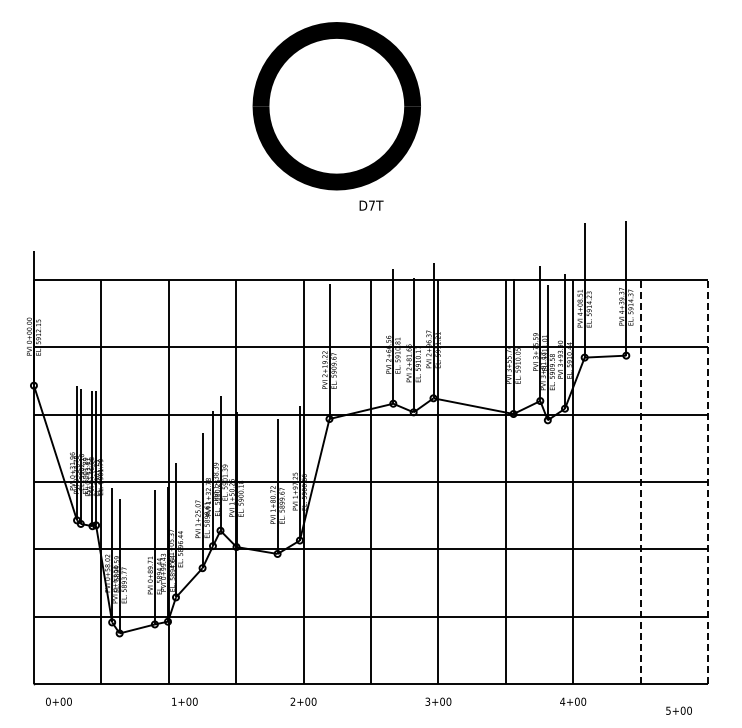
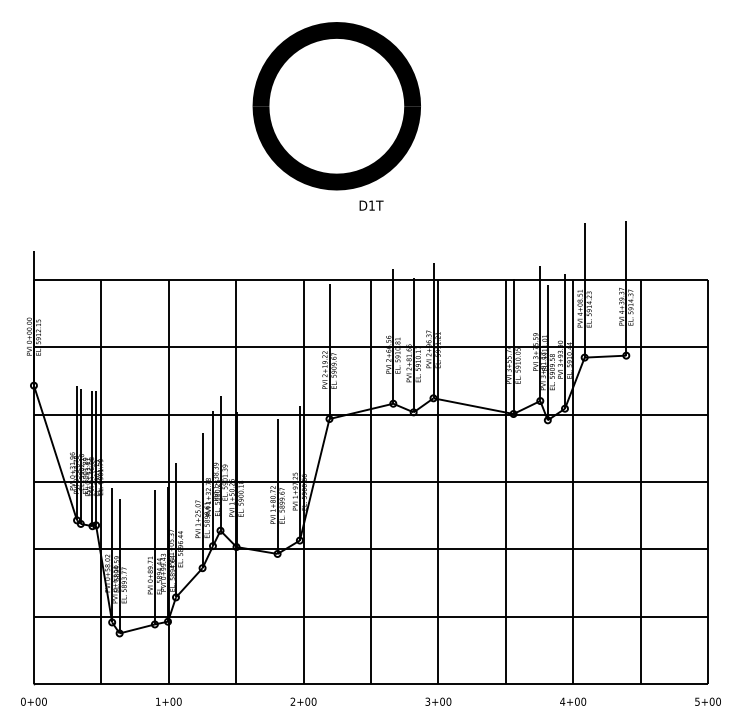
text: D7T -> D1T (371, 205)
line: dashed -> solid (640, 481)
line: dashed -> solid (708, 481)
text position: (58, 701) -> (33, 701) (33, 701)
text position: (184, 701) -> (168, 701) (168, 701)
text position: (678, 710) -> (707, 701) (707, 701)
